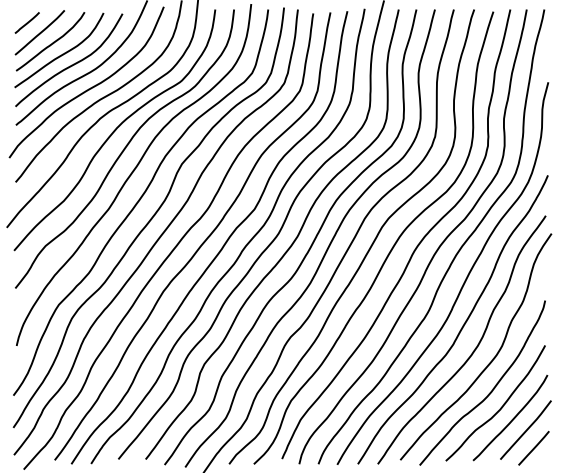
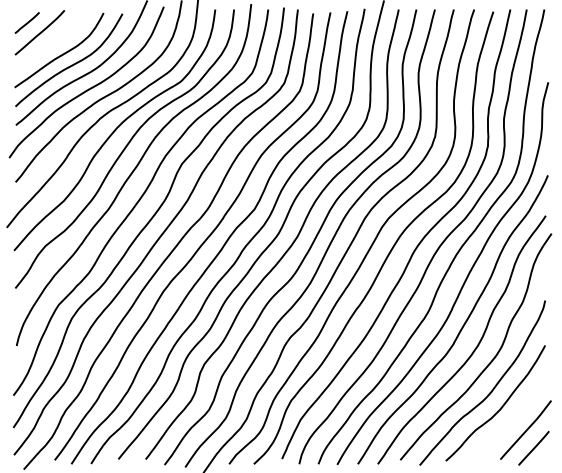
curve: present -> none (52, 42)
curve: present -> none (512, 418)
